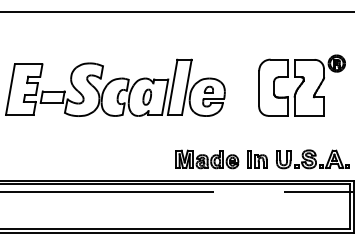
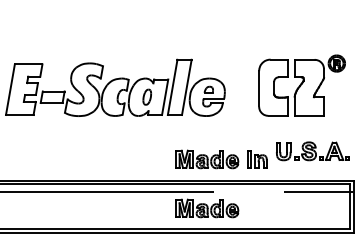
line: present -> none (176, 12)
part position: (312, 159) -> (312, 151) (312, 151)
part: none -> present (207, 208)
